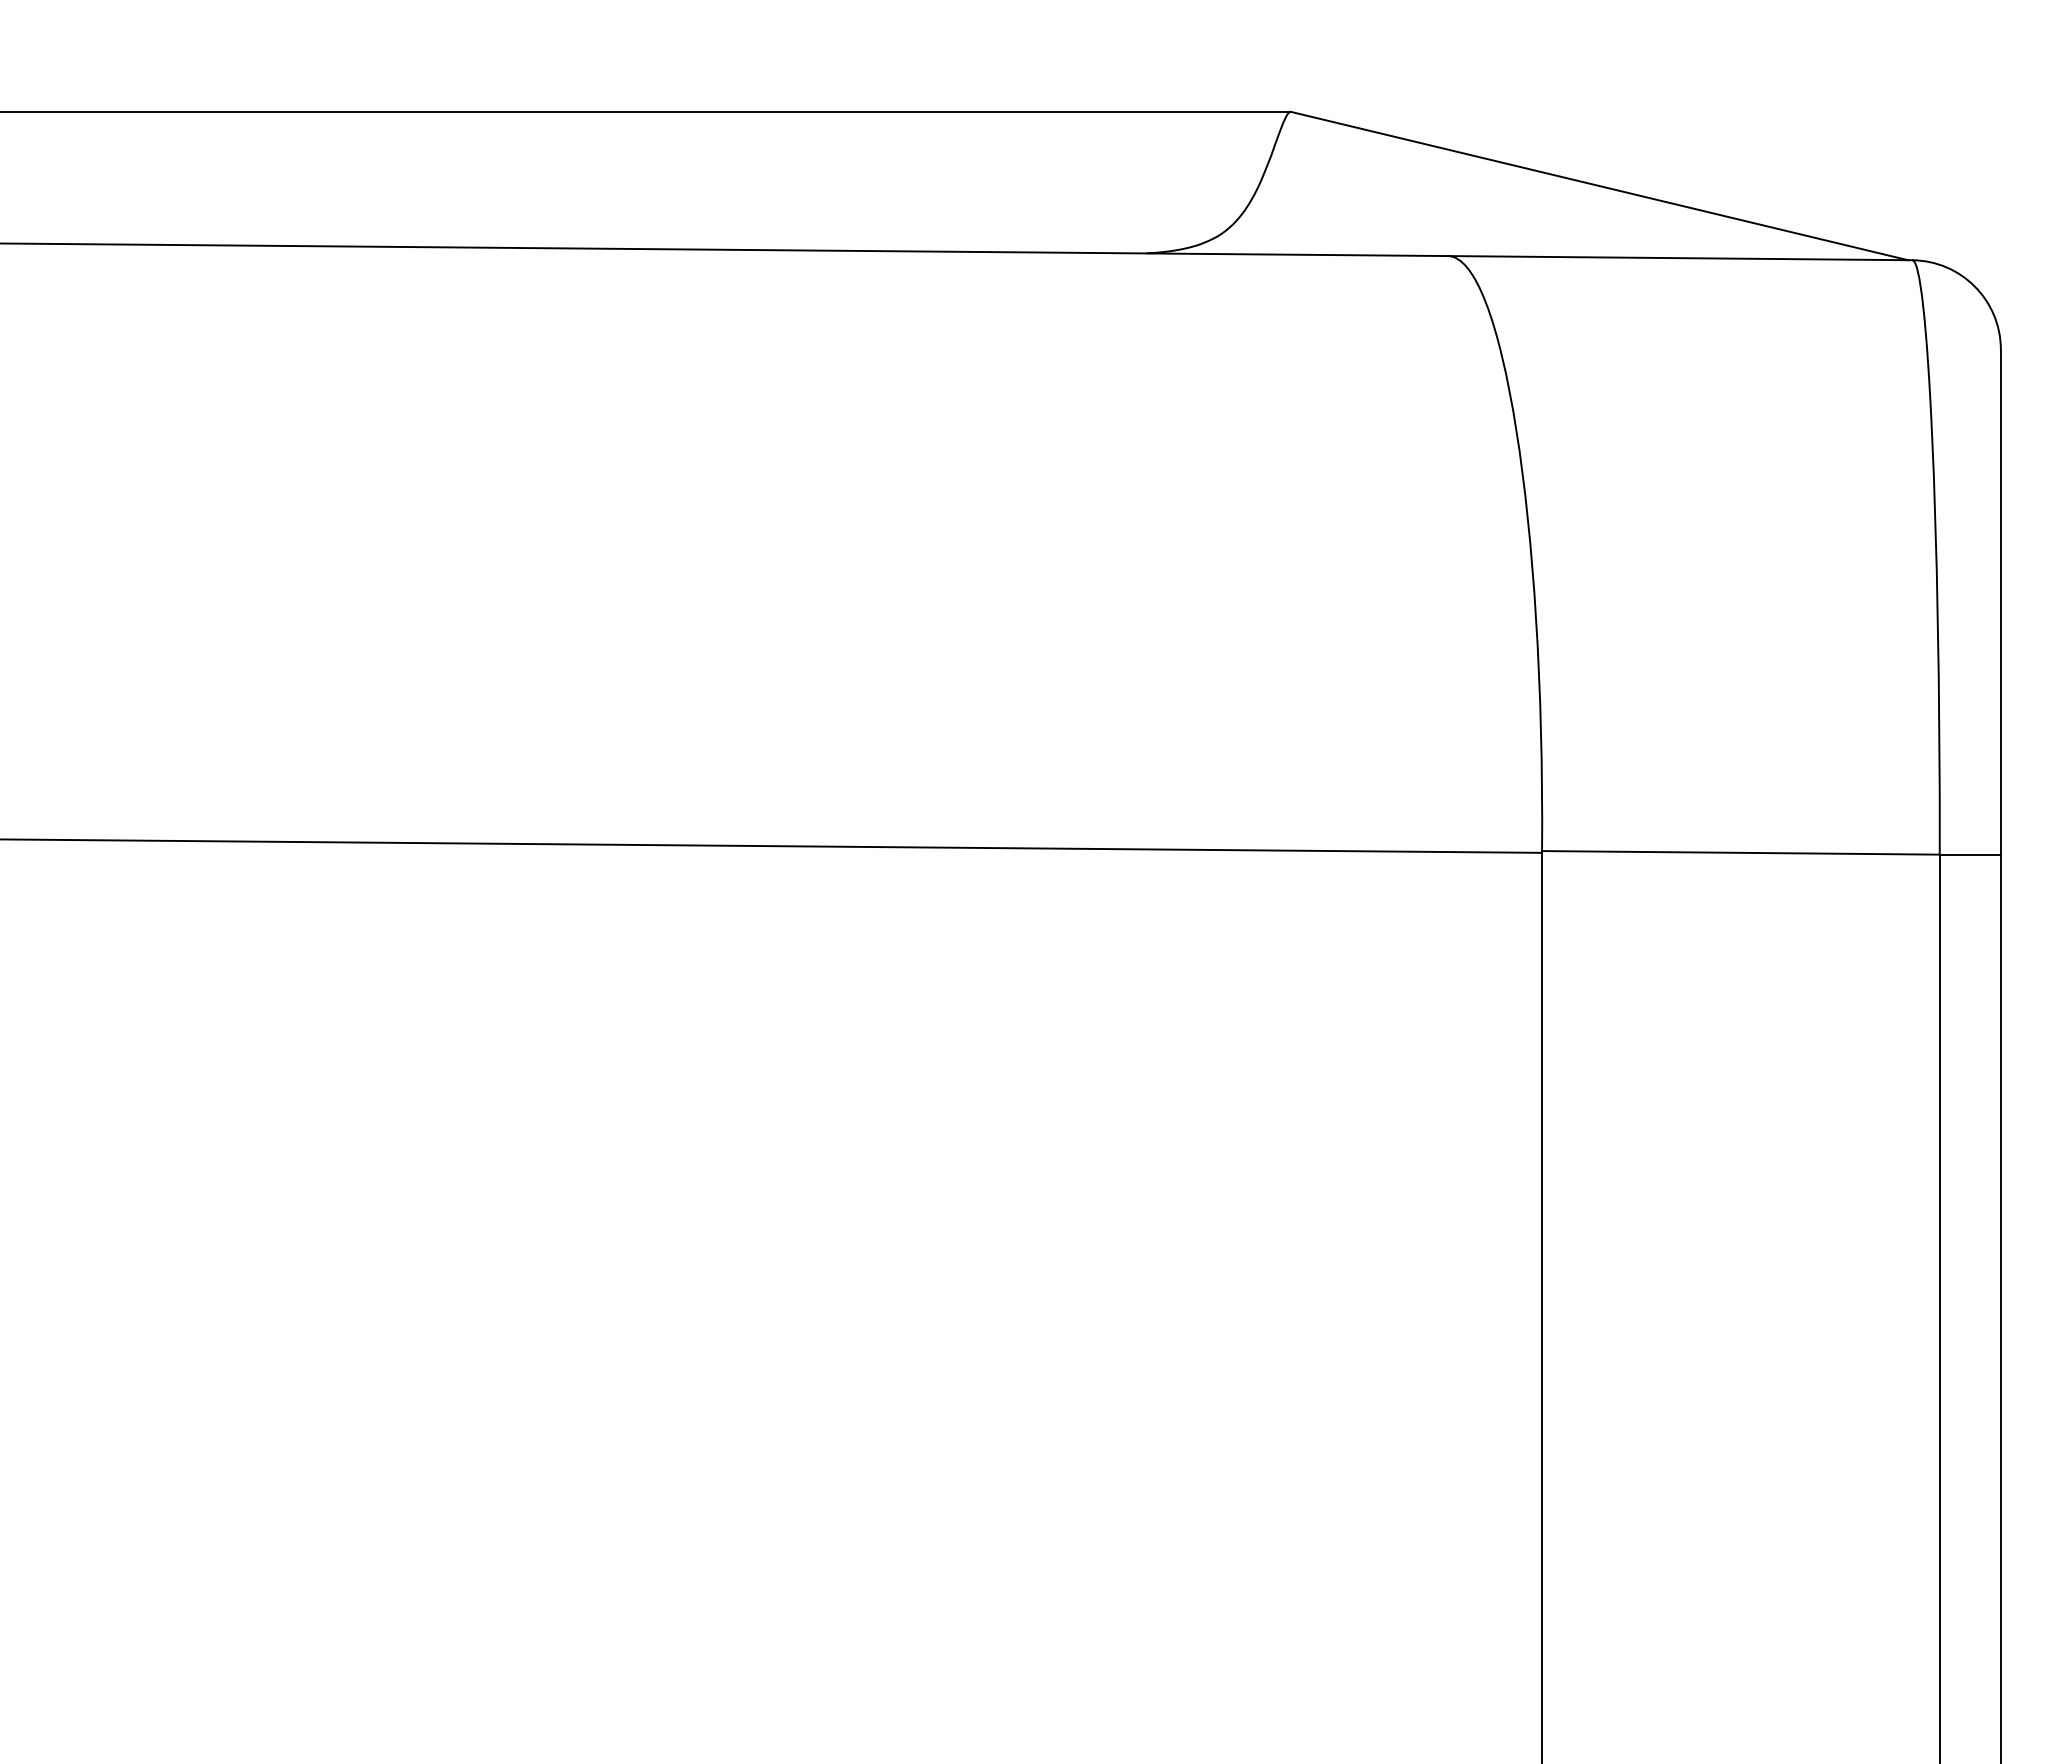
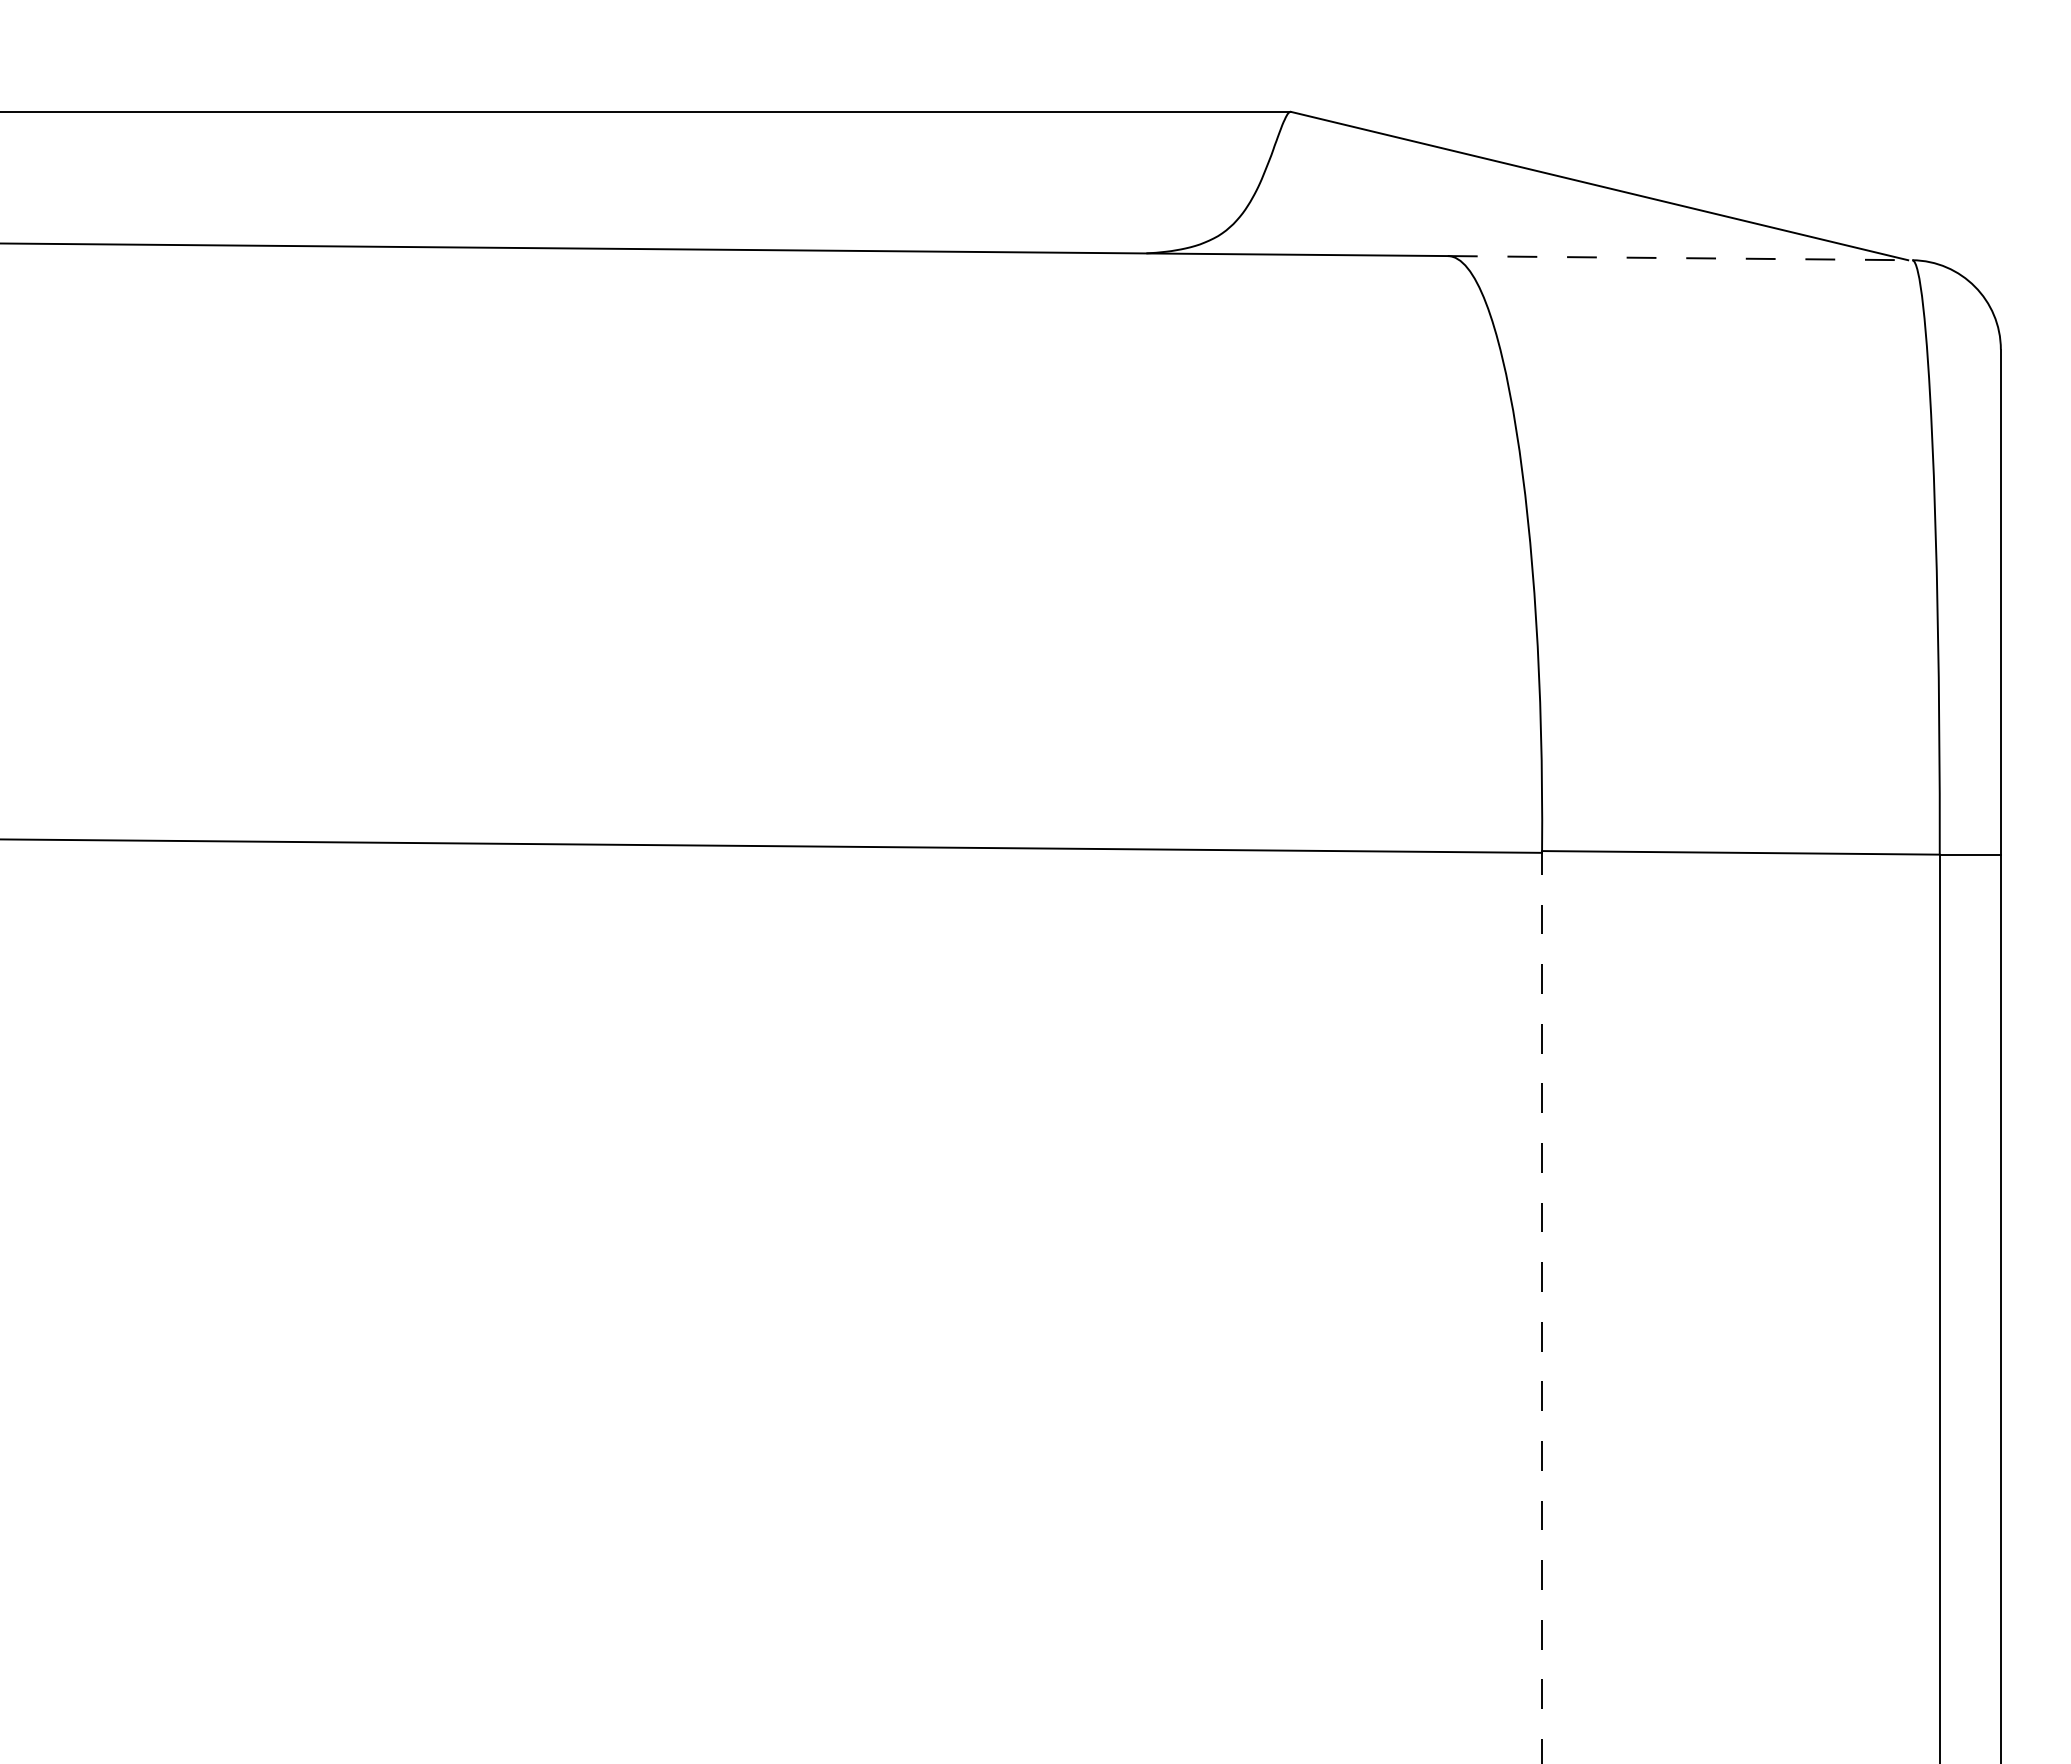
line: solid -> dashed (1680, 258)
line: solid -> dashed (1542, 1307)
